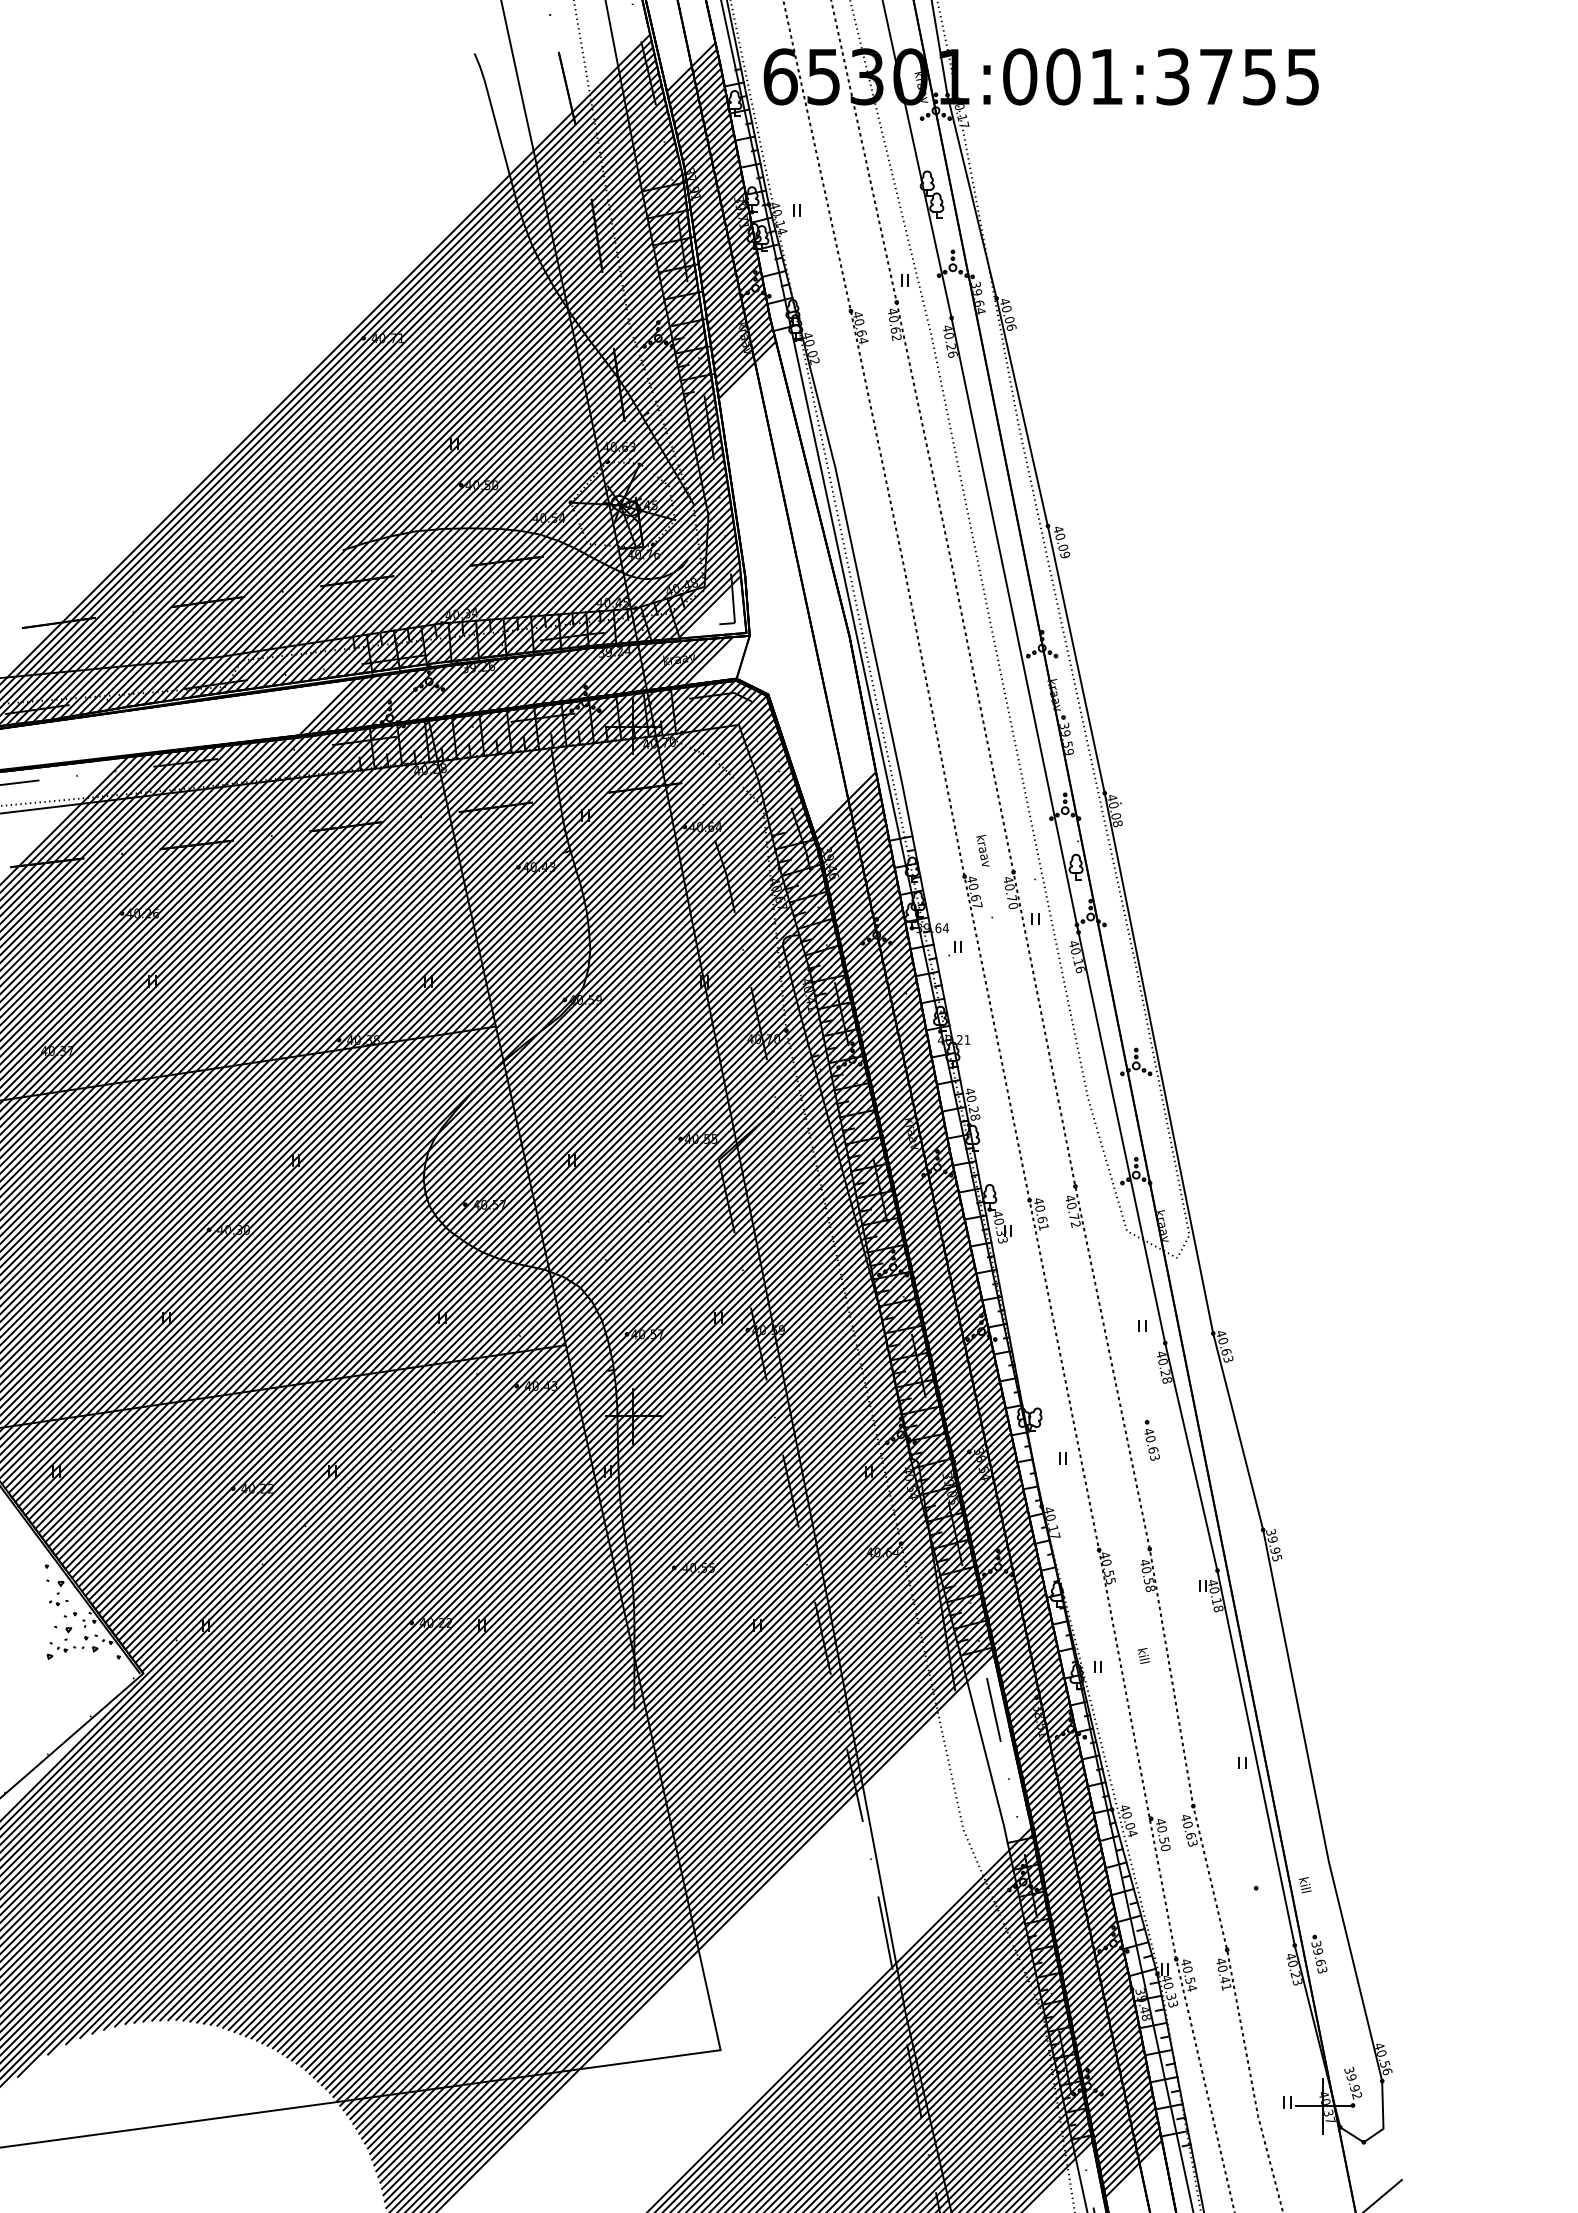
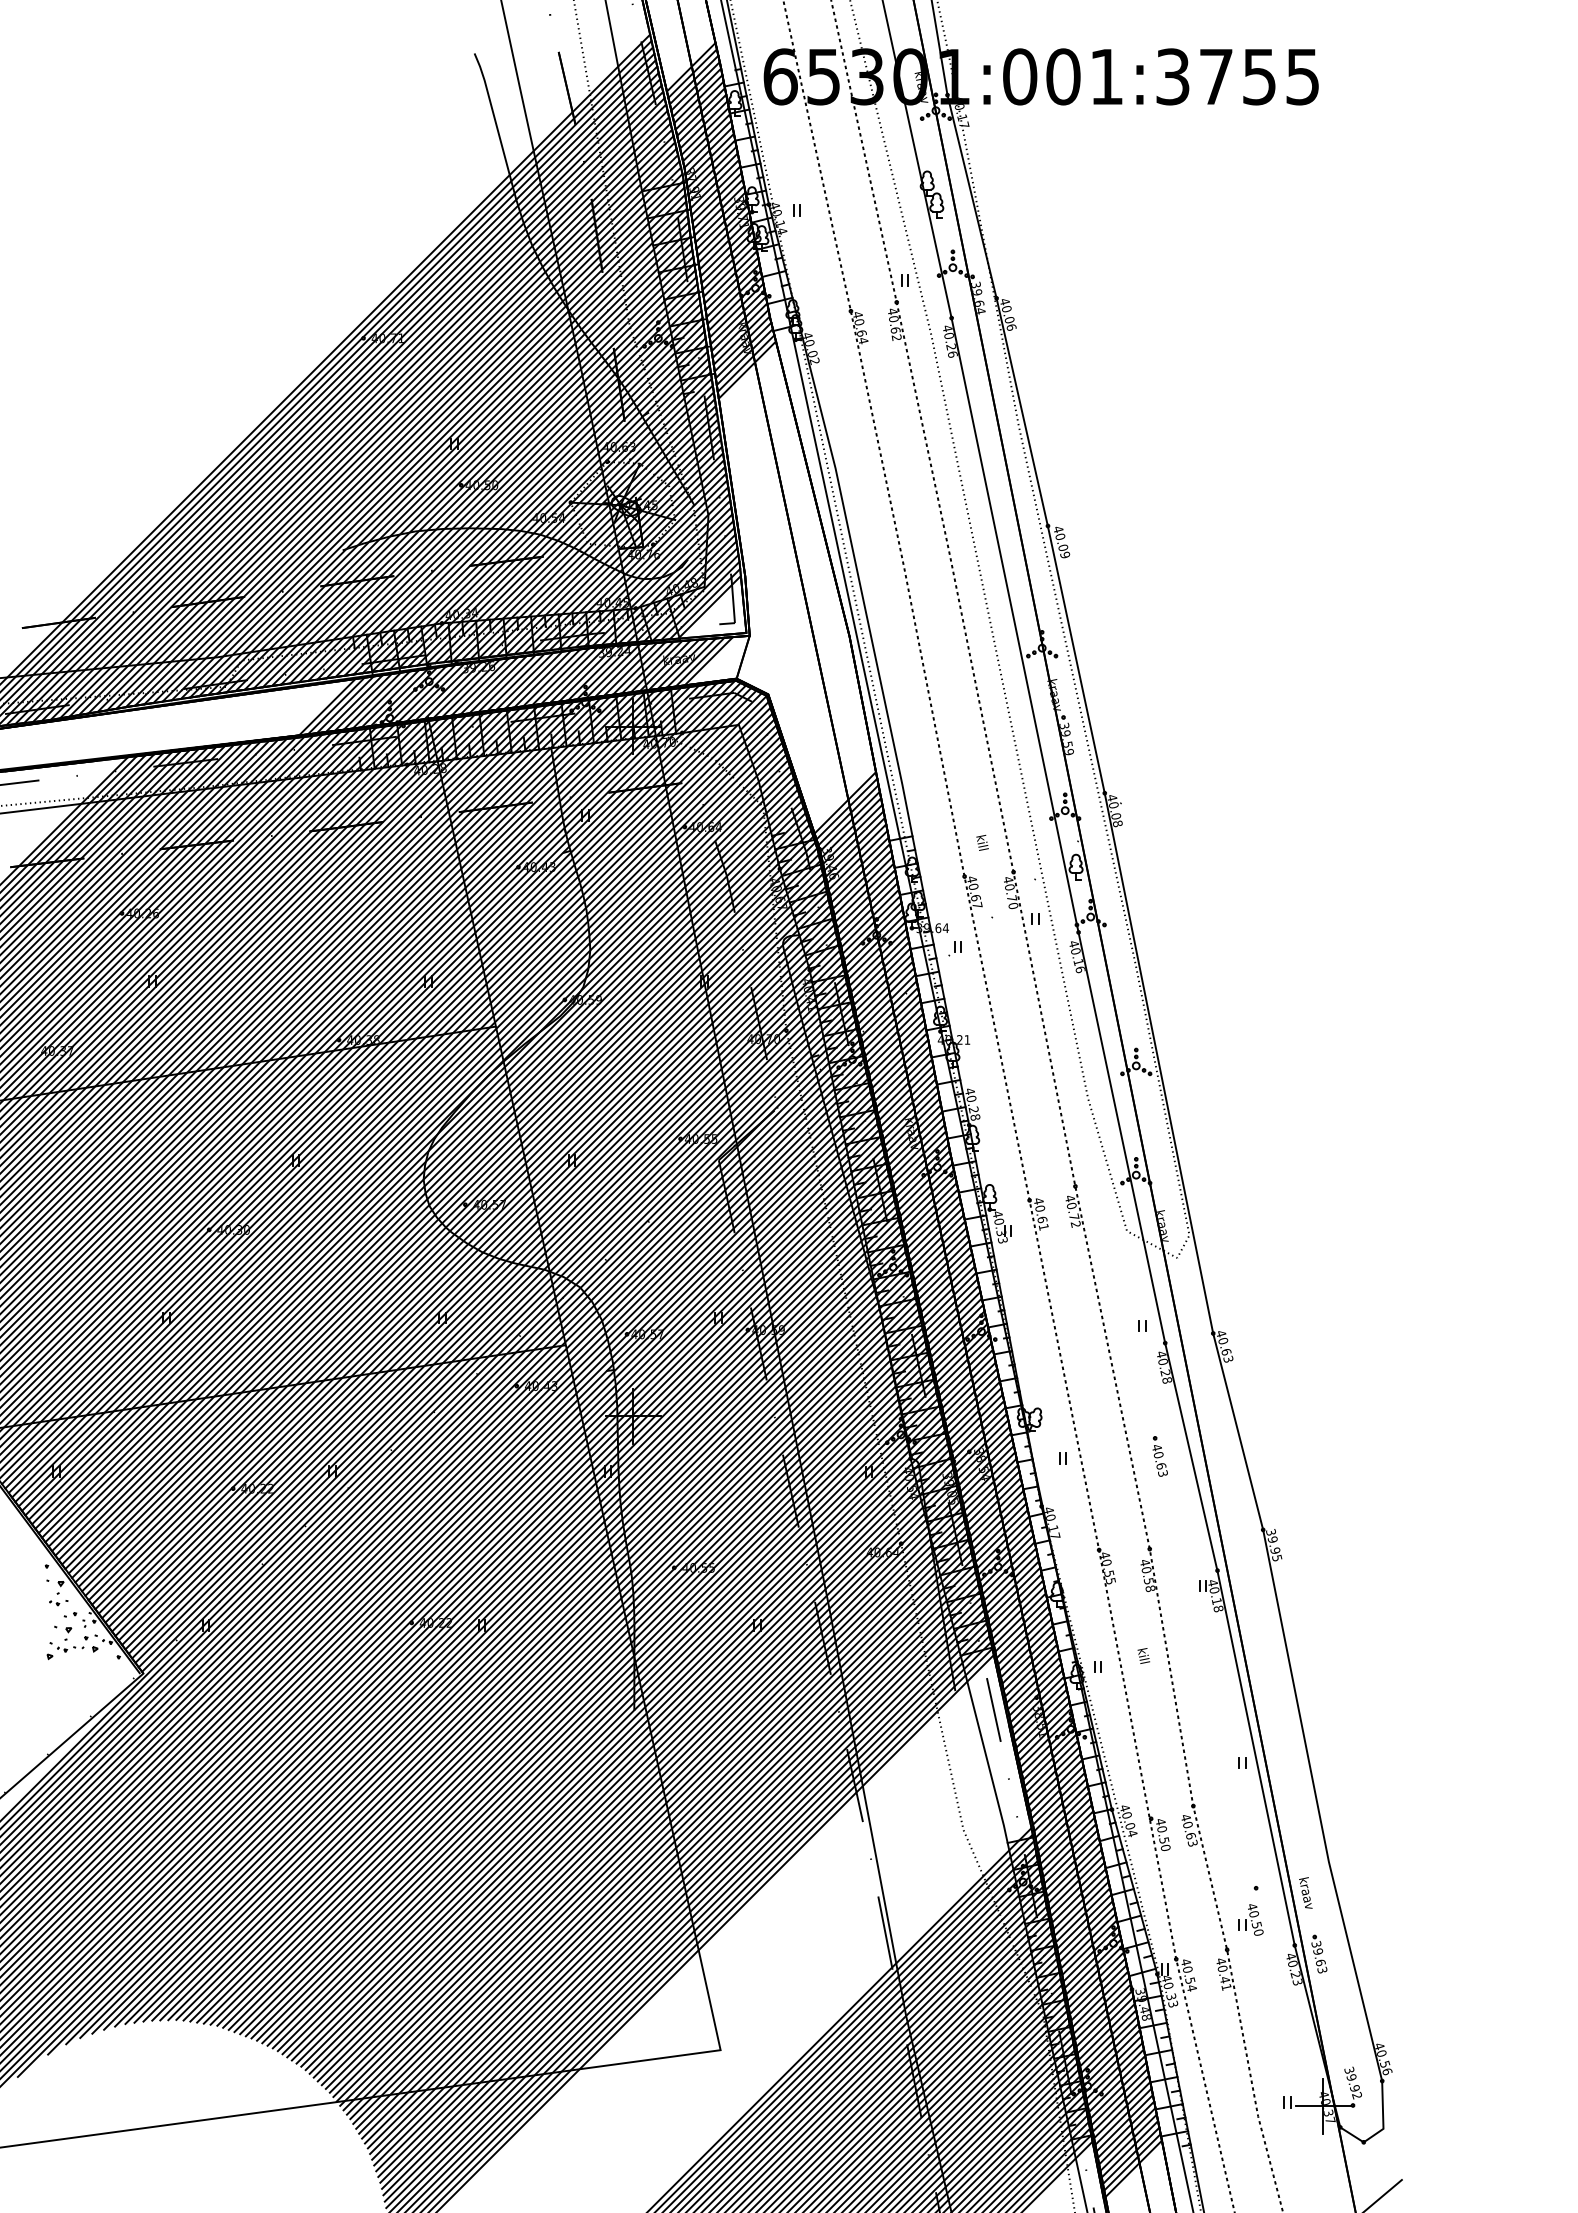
text: kraav -> kill (983, 853)
part position: (1151, 1440) -> (1159, 1456) (1159, 1456)
text: kill -> kraav (1306, 1896)
part: none -> present (1250, 1919)
